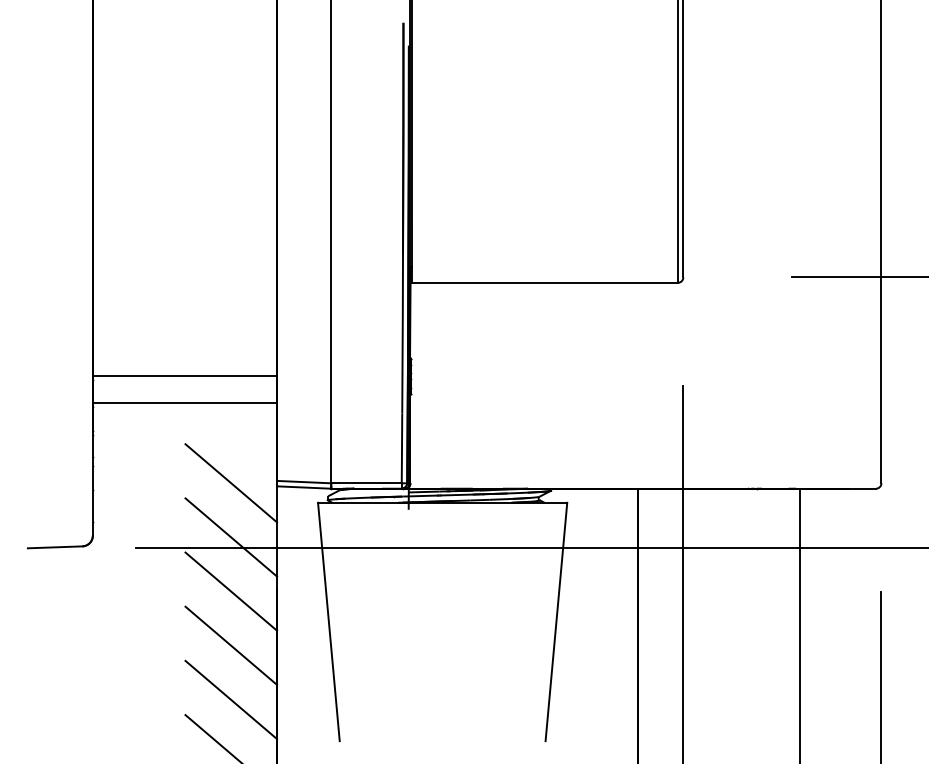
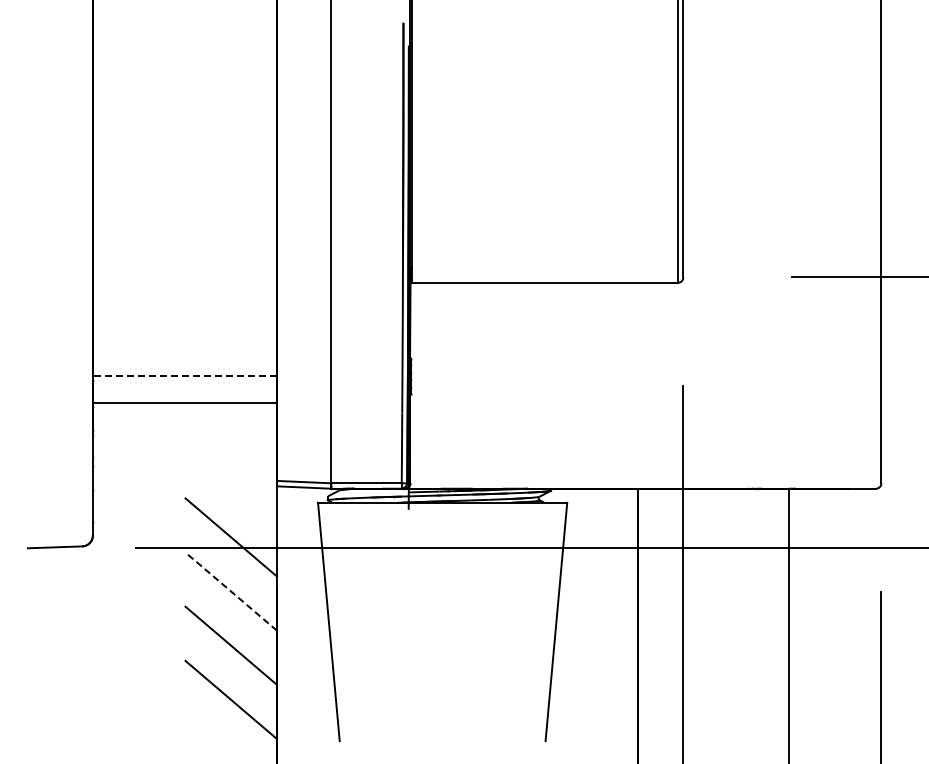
line: solid -> dashed (184, 376)
line: present -> none (231, 483)
line: solid -> dashed (230, 591)
line position: (800, 624) -> (789, 624) (789, 624)
line: present -> none (211, 737)
